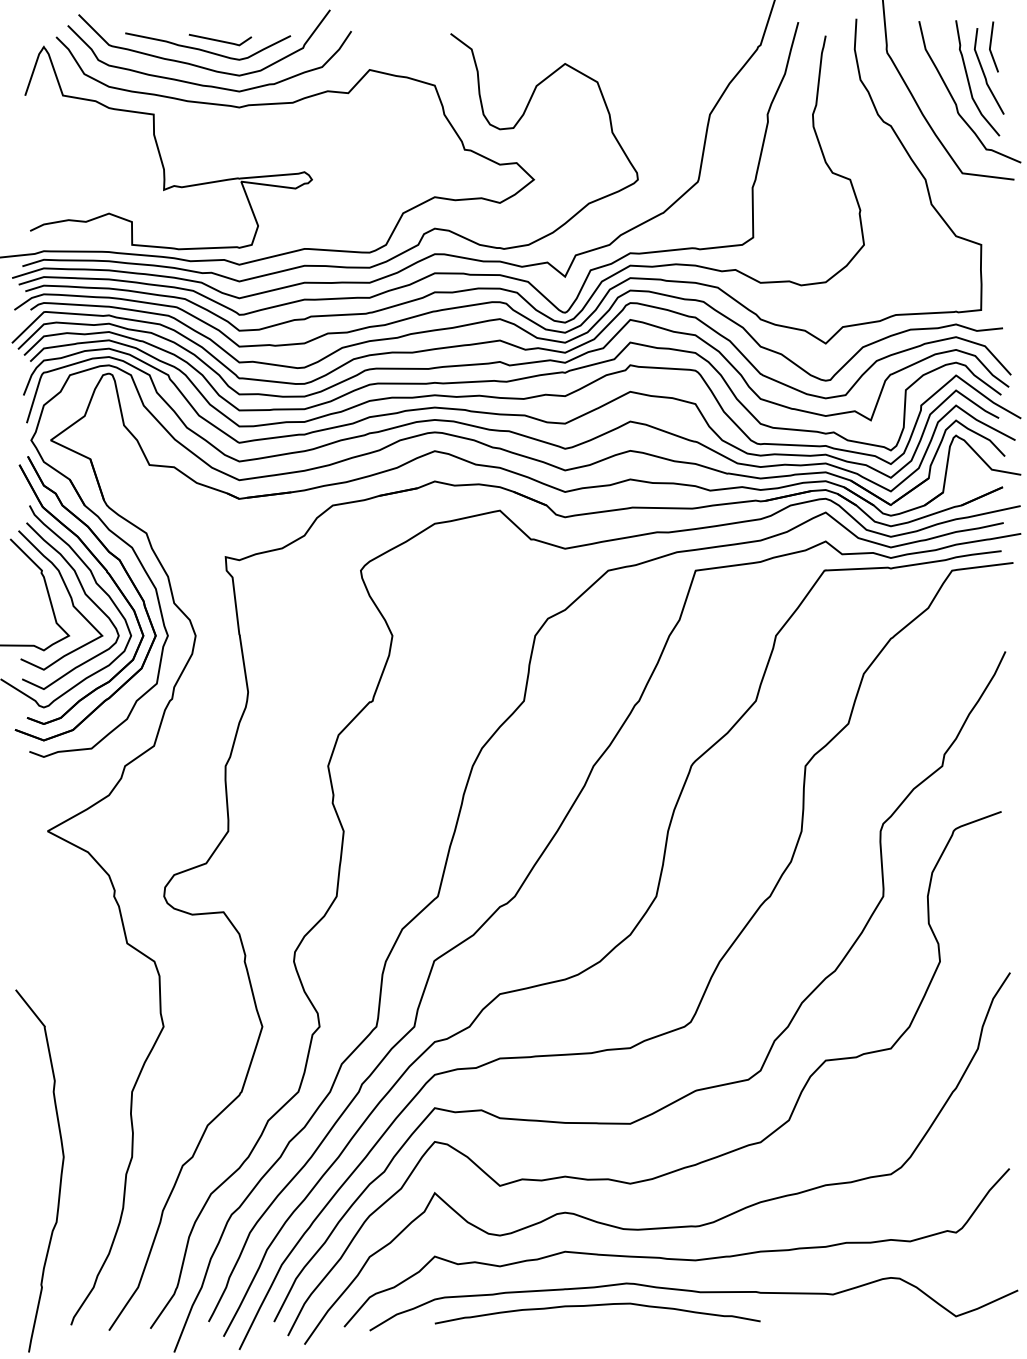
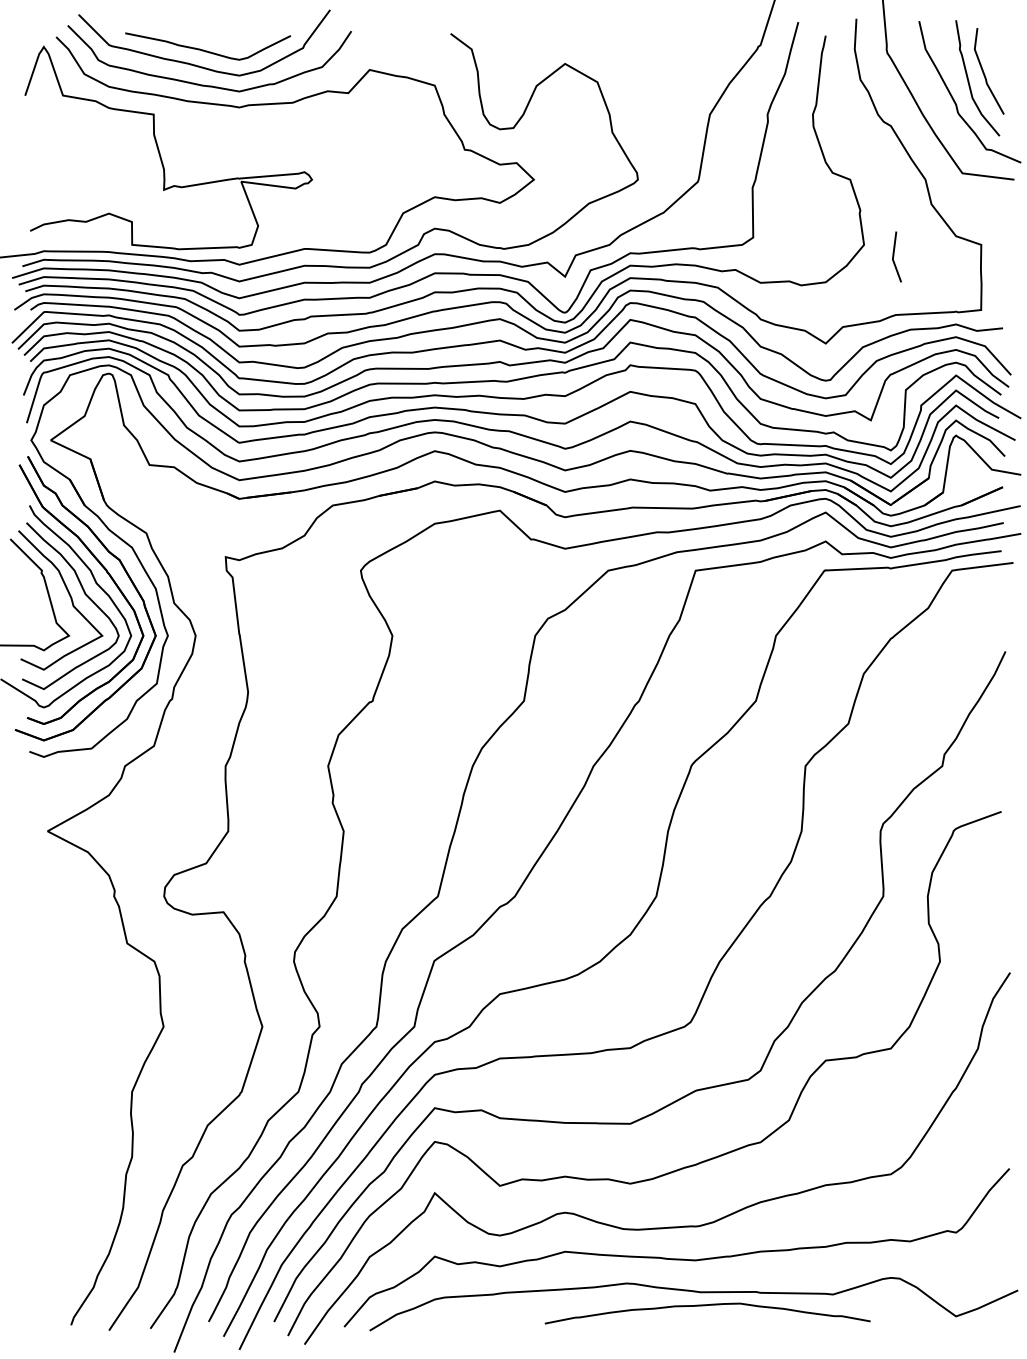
line: present -> none (220, 40)
line position: (991, 46) -> (894, 256) (894, 256)
curve: present -> none (60, 1172)
curve position: (595, 1306) -> (705, 1306) (705, 1306)
